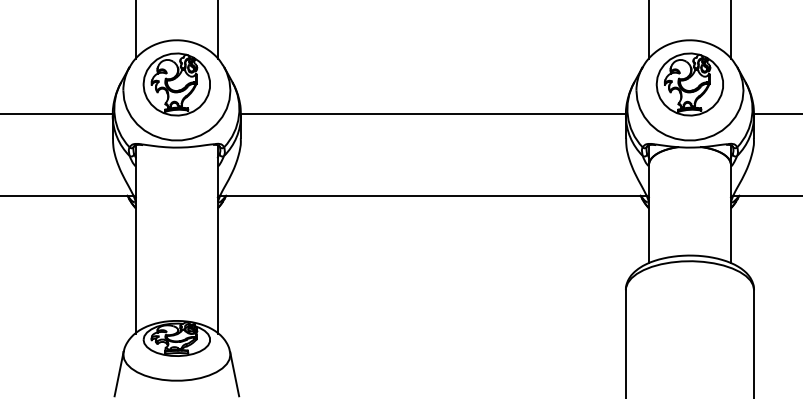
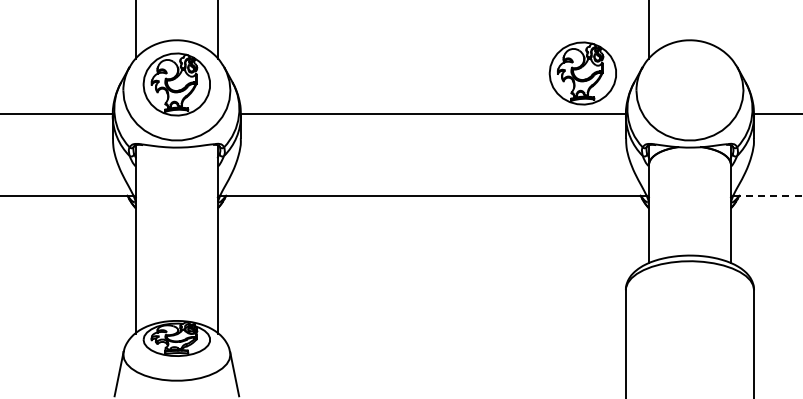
line: present -> none (731, 30)
part position: (689, 84) -> (582, 73) (582, 73)
line: solid -> dashed (768, 195)
